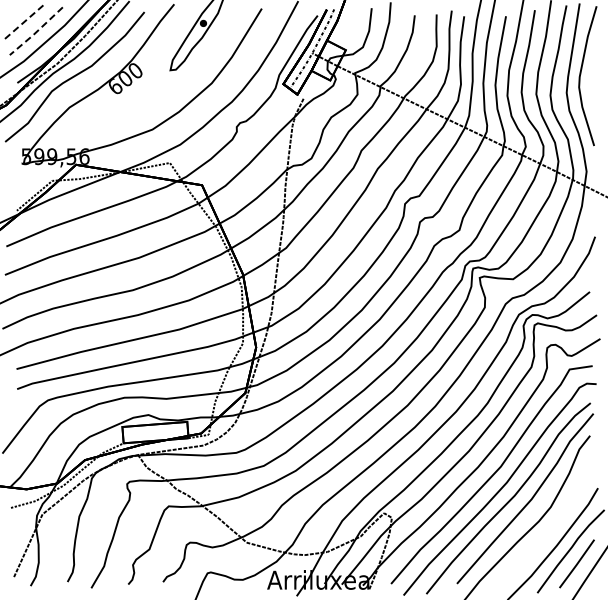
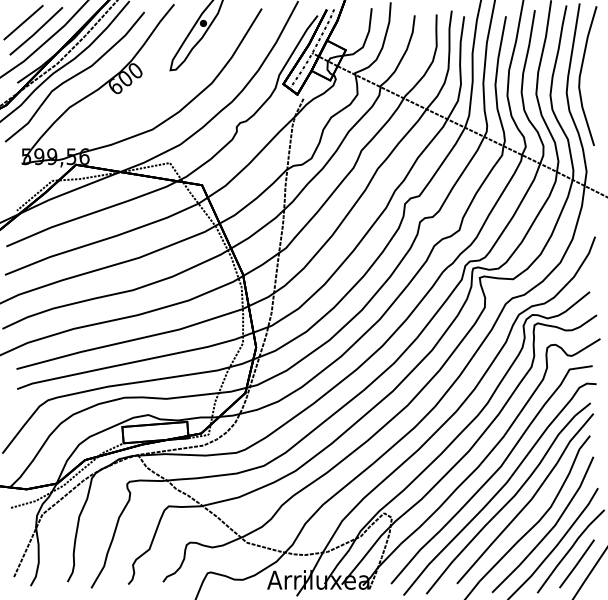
line: dashed -> solid (23, 23)
line: dashed -> solid (36, 32)
curve: none -> present (549, 530)
